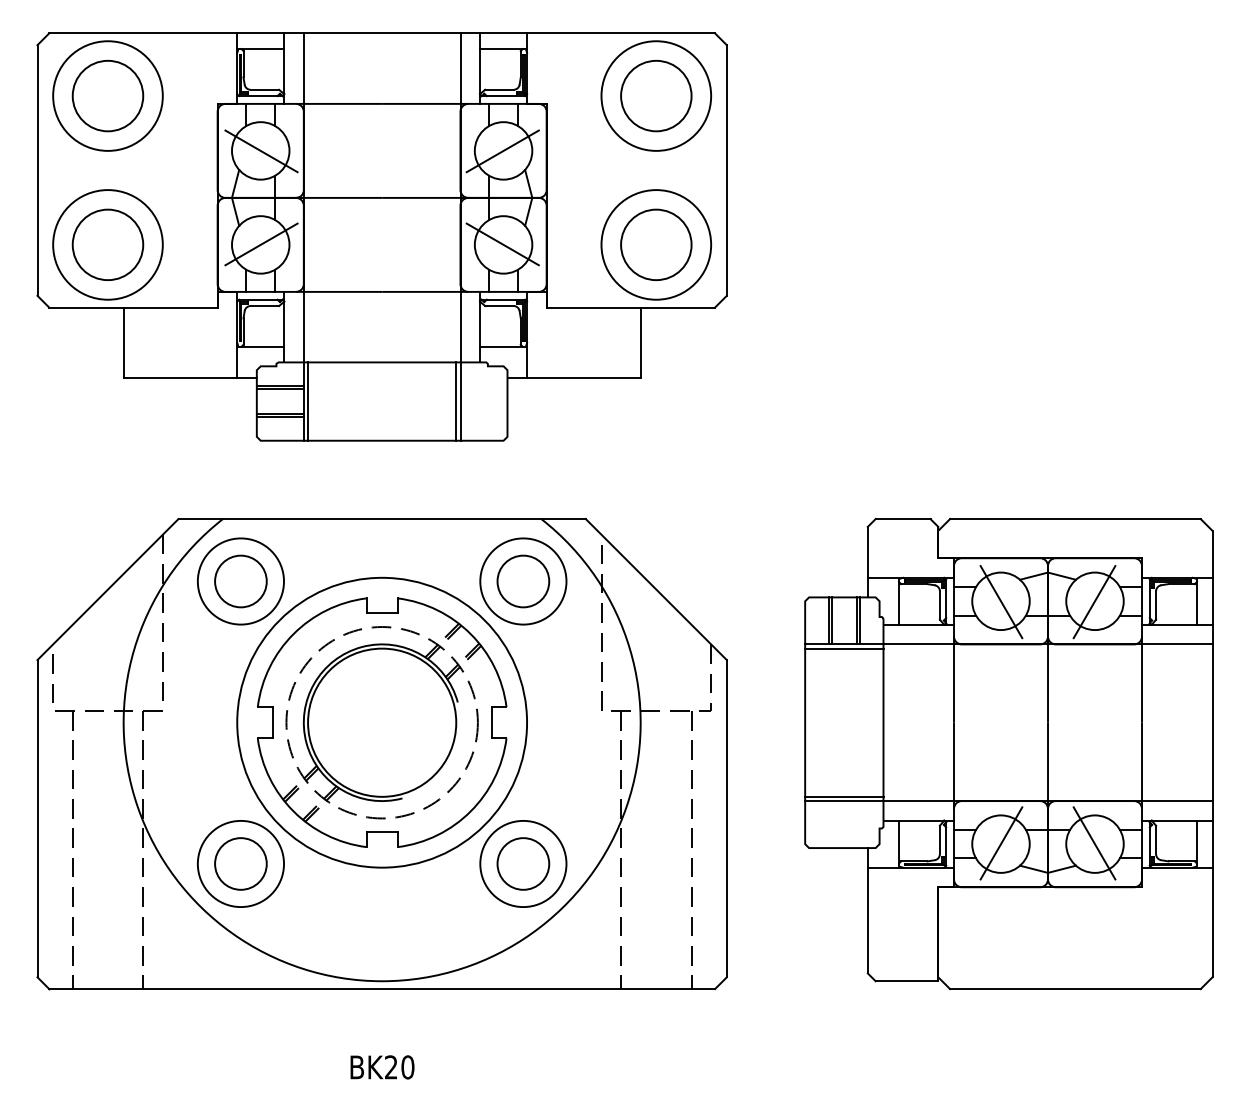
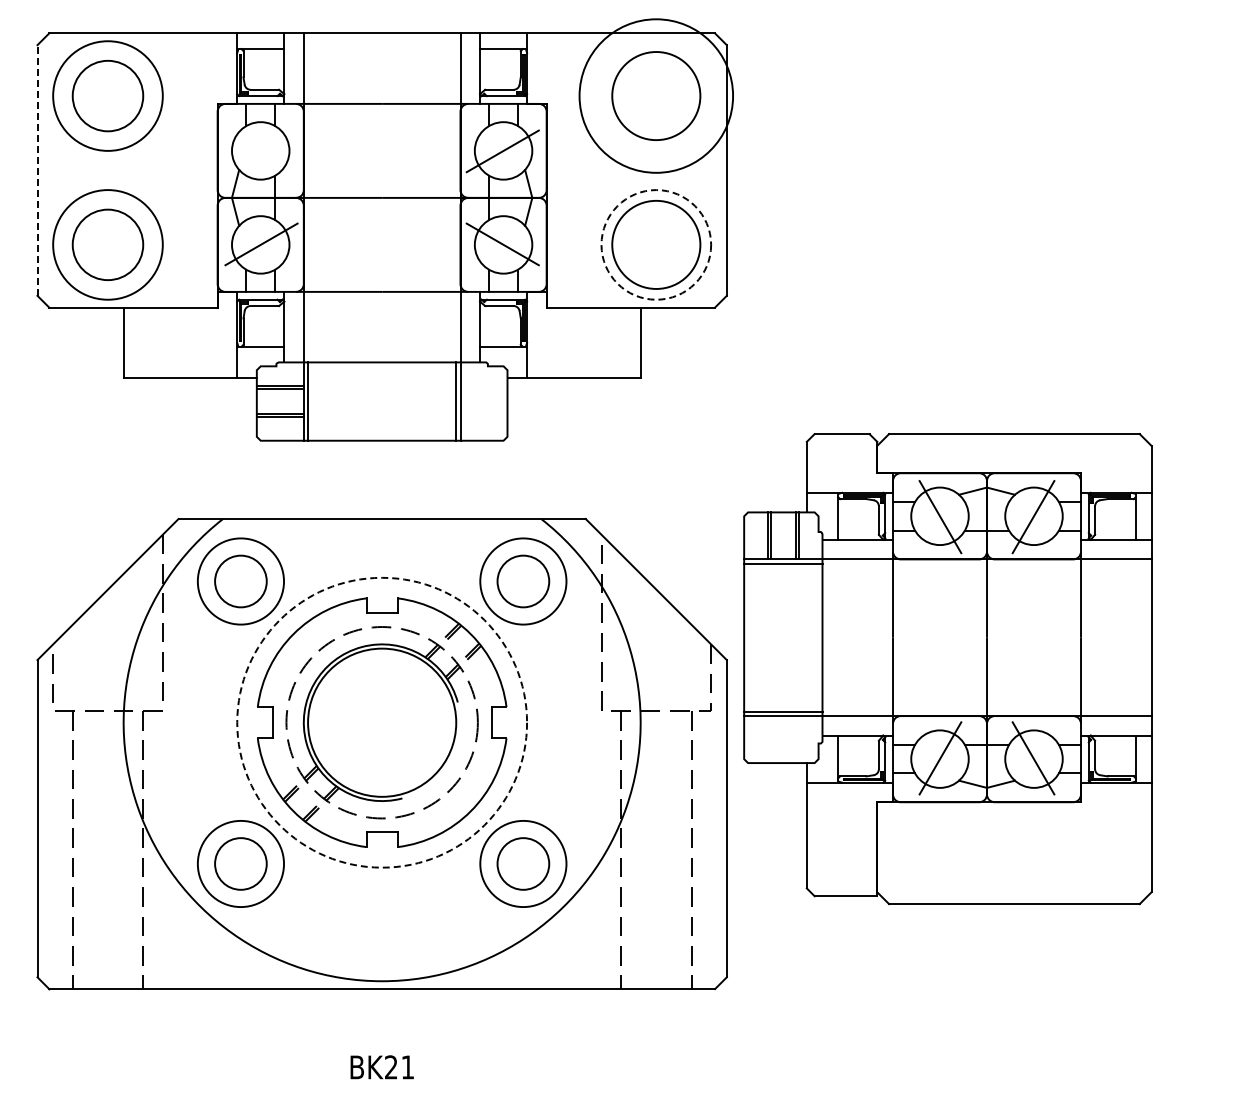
circle diameter: 110 px -> 154 px (656, 95)
circle diameter: 71 px -> 88 px (656, 96)
line: present -> none (261, 151)
line: solid -> dashed (37, 170)
circle diameter: 71 px -> 88 px (656, 244)
circle: solid -> dashed (656, 244)
circle: solid -> dashed (382, 722)
part position: (1008, 754) -> (947, 669) (947, 669)
text: BK20 -> BK21 (407, 1067)
